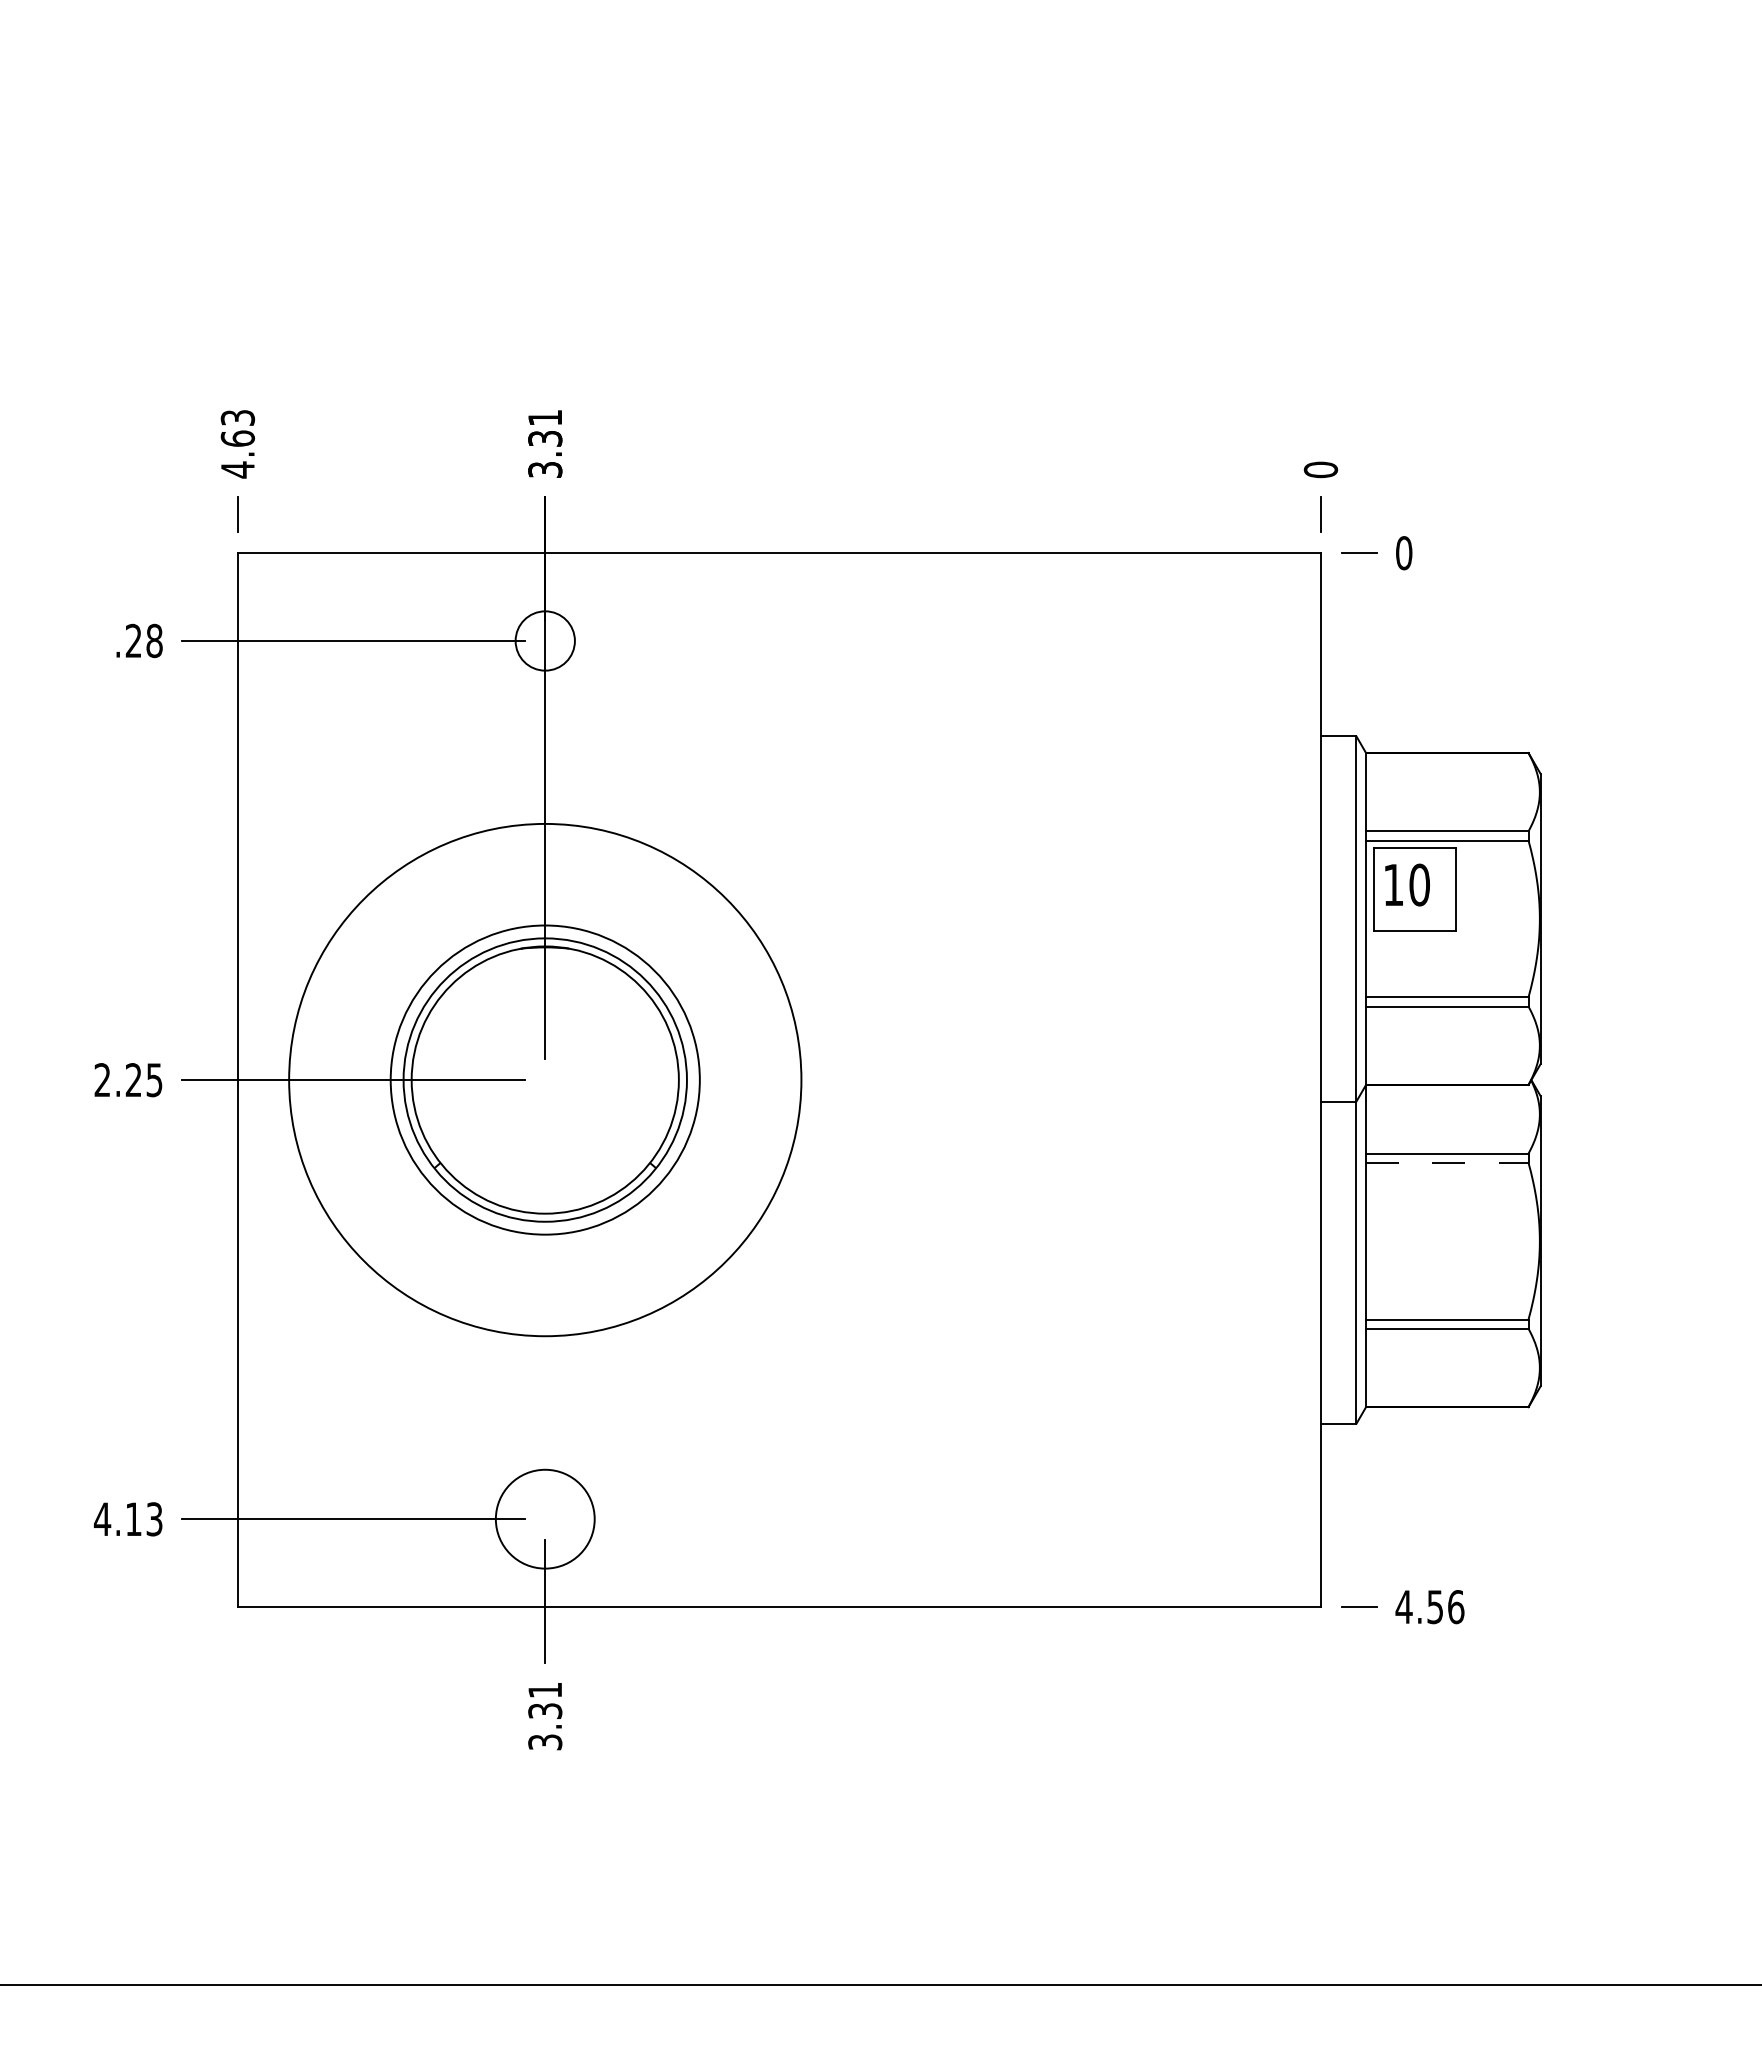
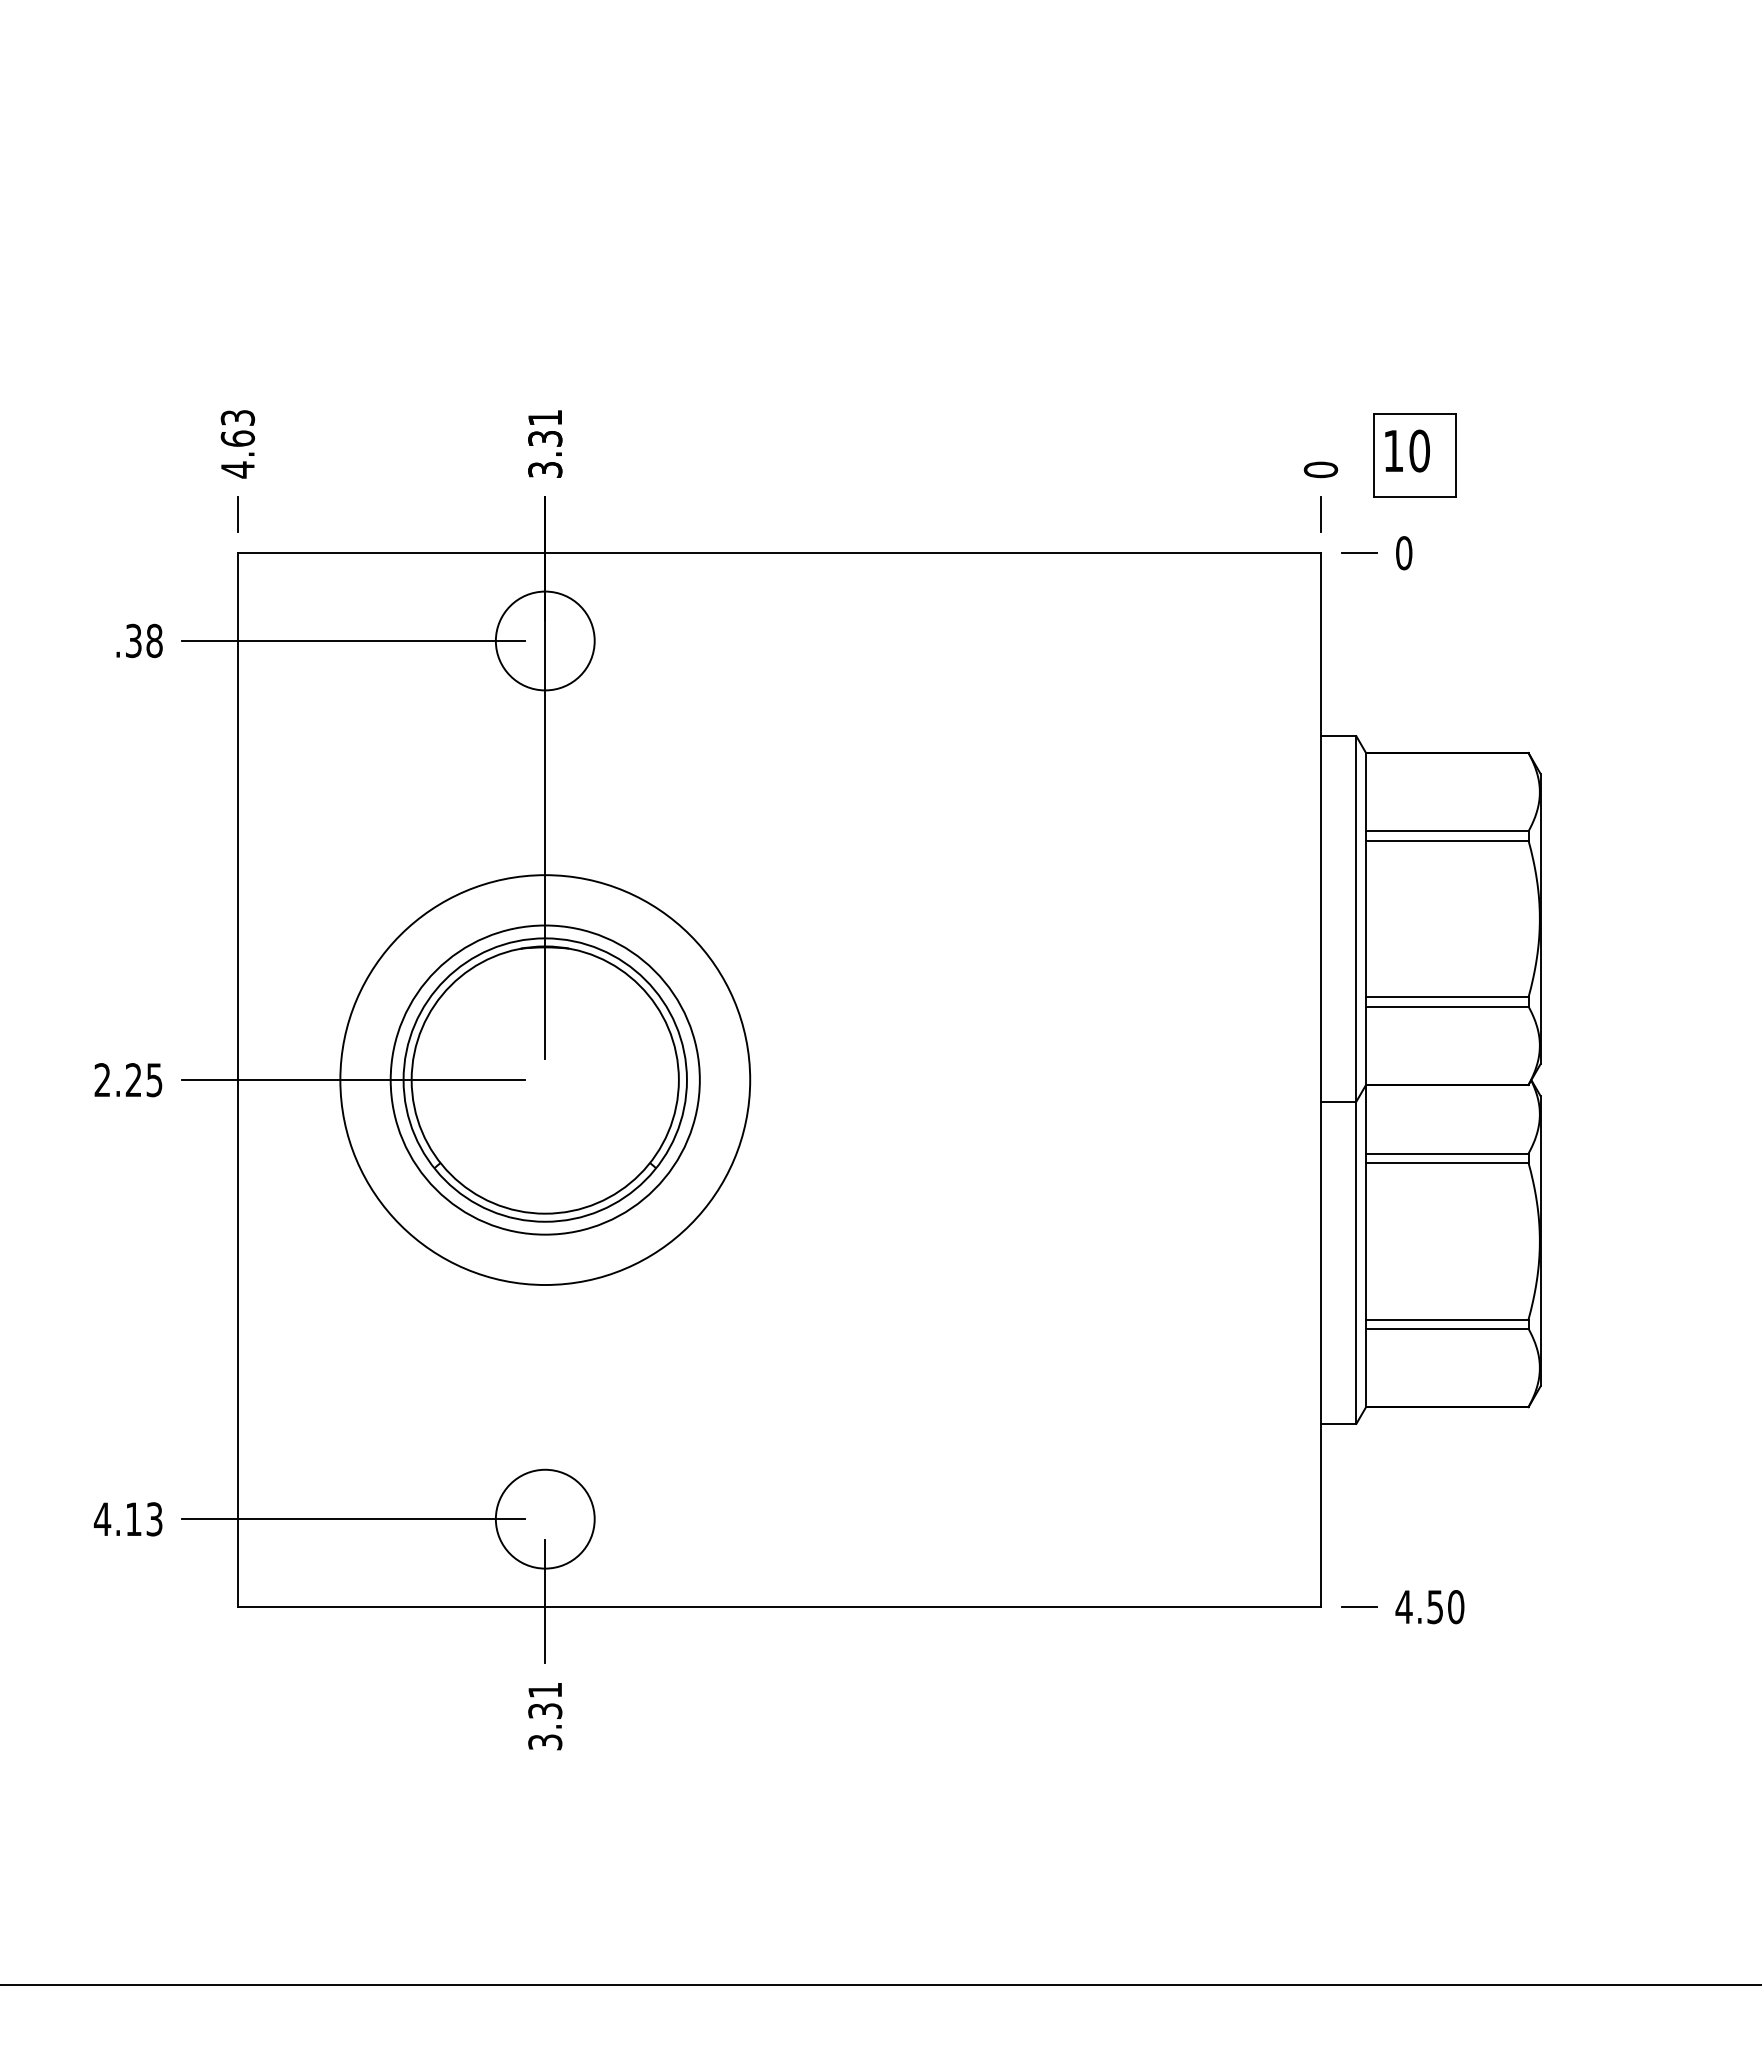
circle diameter: 59 px -> 99 px (544, 640)
text: .28 -> .38 (133, 641)
part position: (1414, 889) -> (1414, 455) (1414, 455)
circle diameter: 512 px -> 410 px (545, 1080)
line: dashed -> solid (1447, 1162)
text: 4.56 -> 4.50 (1456, 1606)
